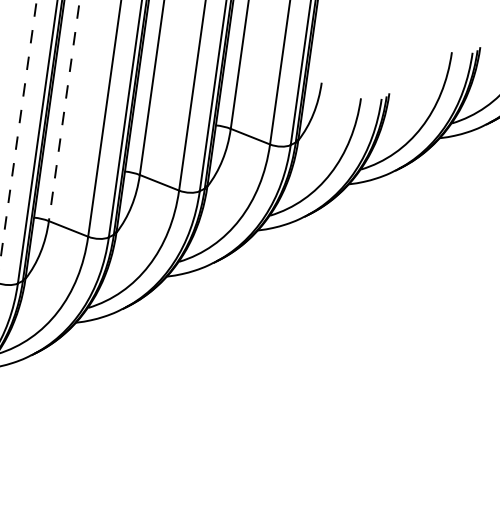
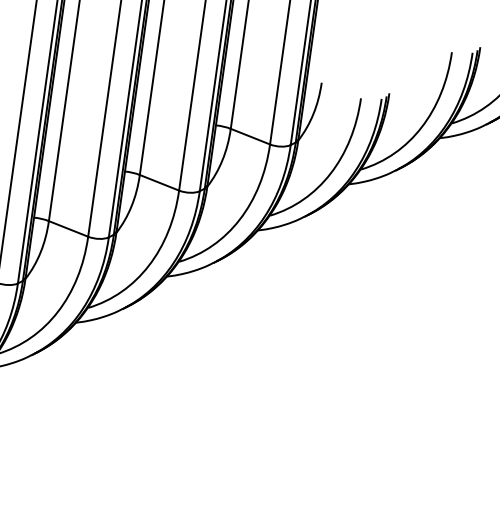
line: dashed -> solid (64, 111)
line: dashed -> solid (18, 131)
